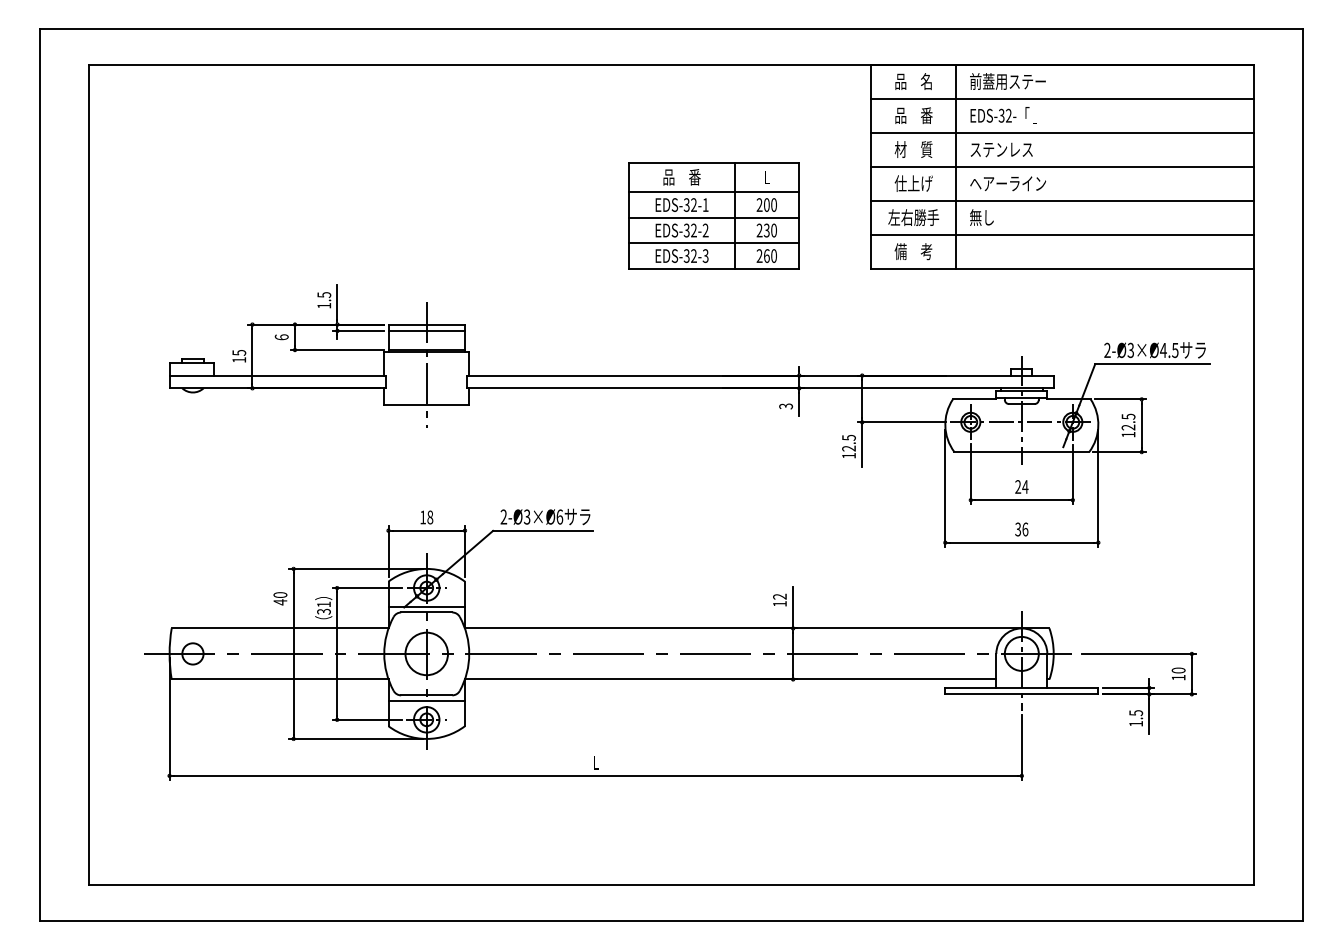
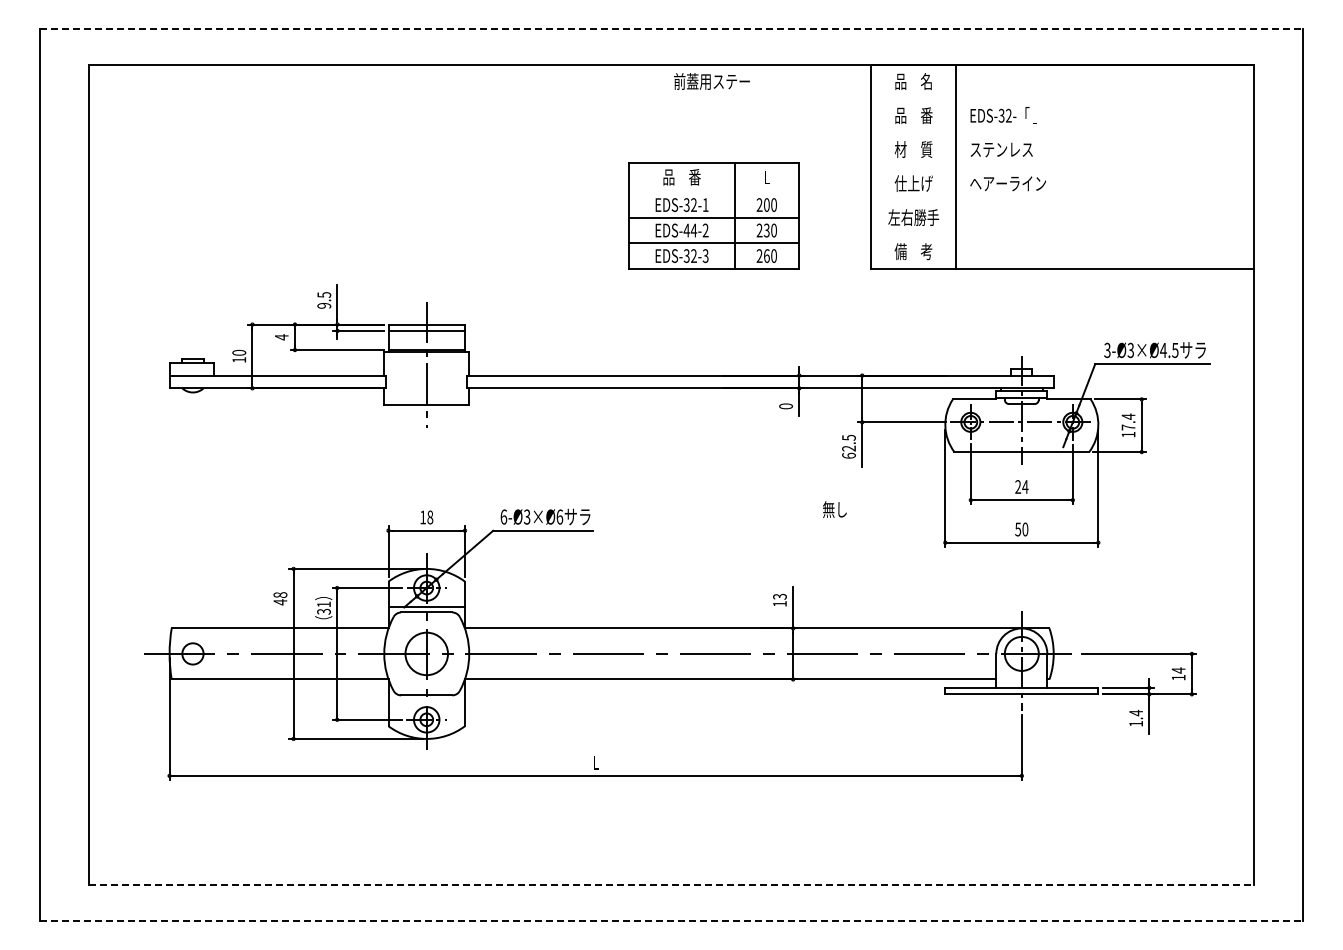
line: solid -> dashed (671, 28)
text position: (1007, 81) -> (711, 81) (711, 81)
line: present -> none (1062, 98)
line: present -> none (1062, 132)
line: present -> none (1062, 166)
line: present -> none (713, 192)
line: present -> none (1062, 200)
text position: (981, 217) -> (834, 509) (834, 509)
text: EDS-32-2 -> EDS-44-2 (690, 230)
line: present -> none (1062, 234)
text: 1.5 -> 9.5 (324, 305)
text: 6 -> 4 (281, 337)
text: 2-Ø3×Ø4.5 -> 3-Ø3×Ø4.5 (1107, 350)
text: 15 -> 10 (239, 352)
text: 3 -> 0 (785, 406)
text: 12.5 -> 17.4 (1128, 421)
text: 12.5 -> 62.5 (848, 455)
text: 2-Ø3×Ø6 -> 6-Ø3×Ø6 (503, 516)
text: 36 -> 50 (1021, 529)
text: 40 -> 48 (280, 594)
text: 12 -> 13 (779, 596)
text: 10 -> 14 (1178, 670)
line: present -> none (426, 700)
text: 1.5 -> 1.4 (1136, 712)
line: solid -> dashed (671, 885)
line: solid -> dashed (671, 921)
